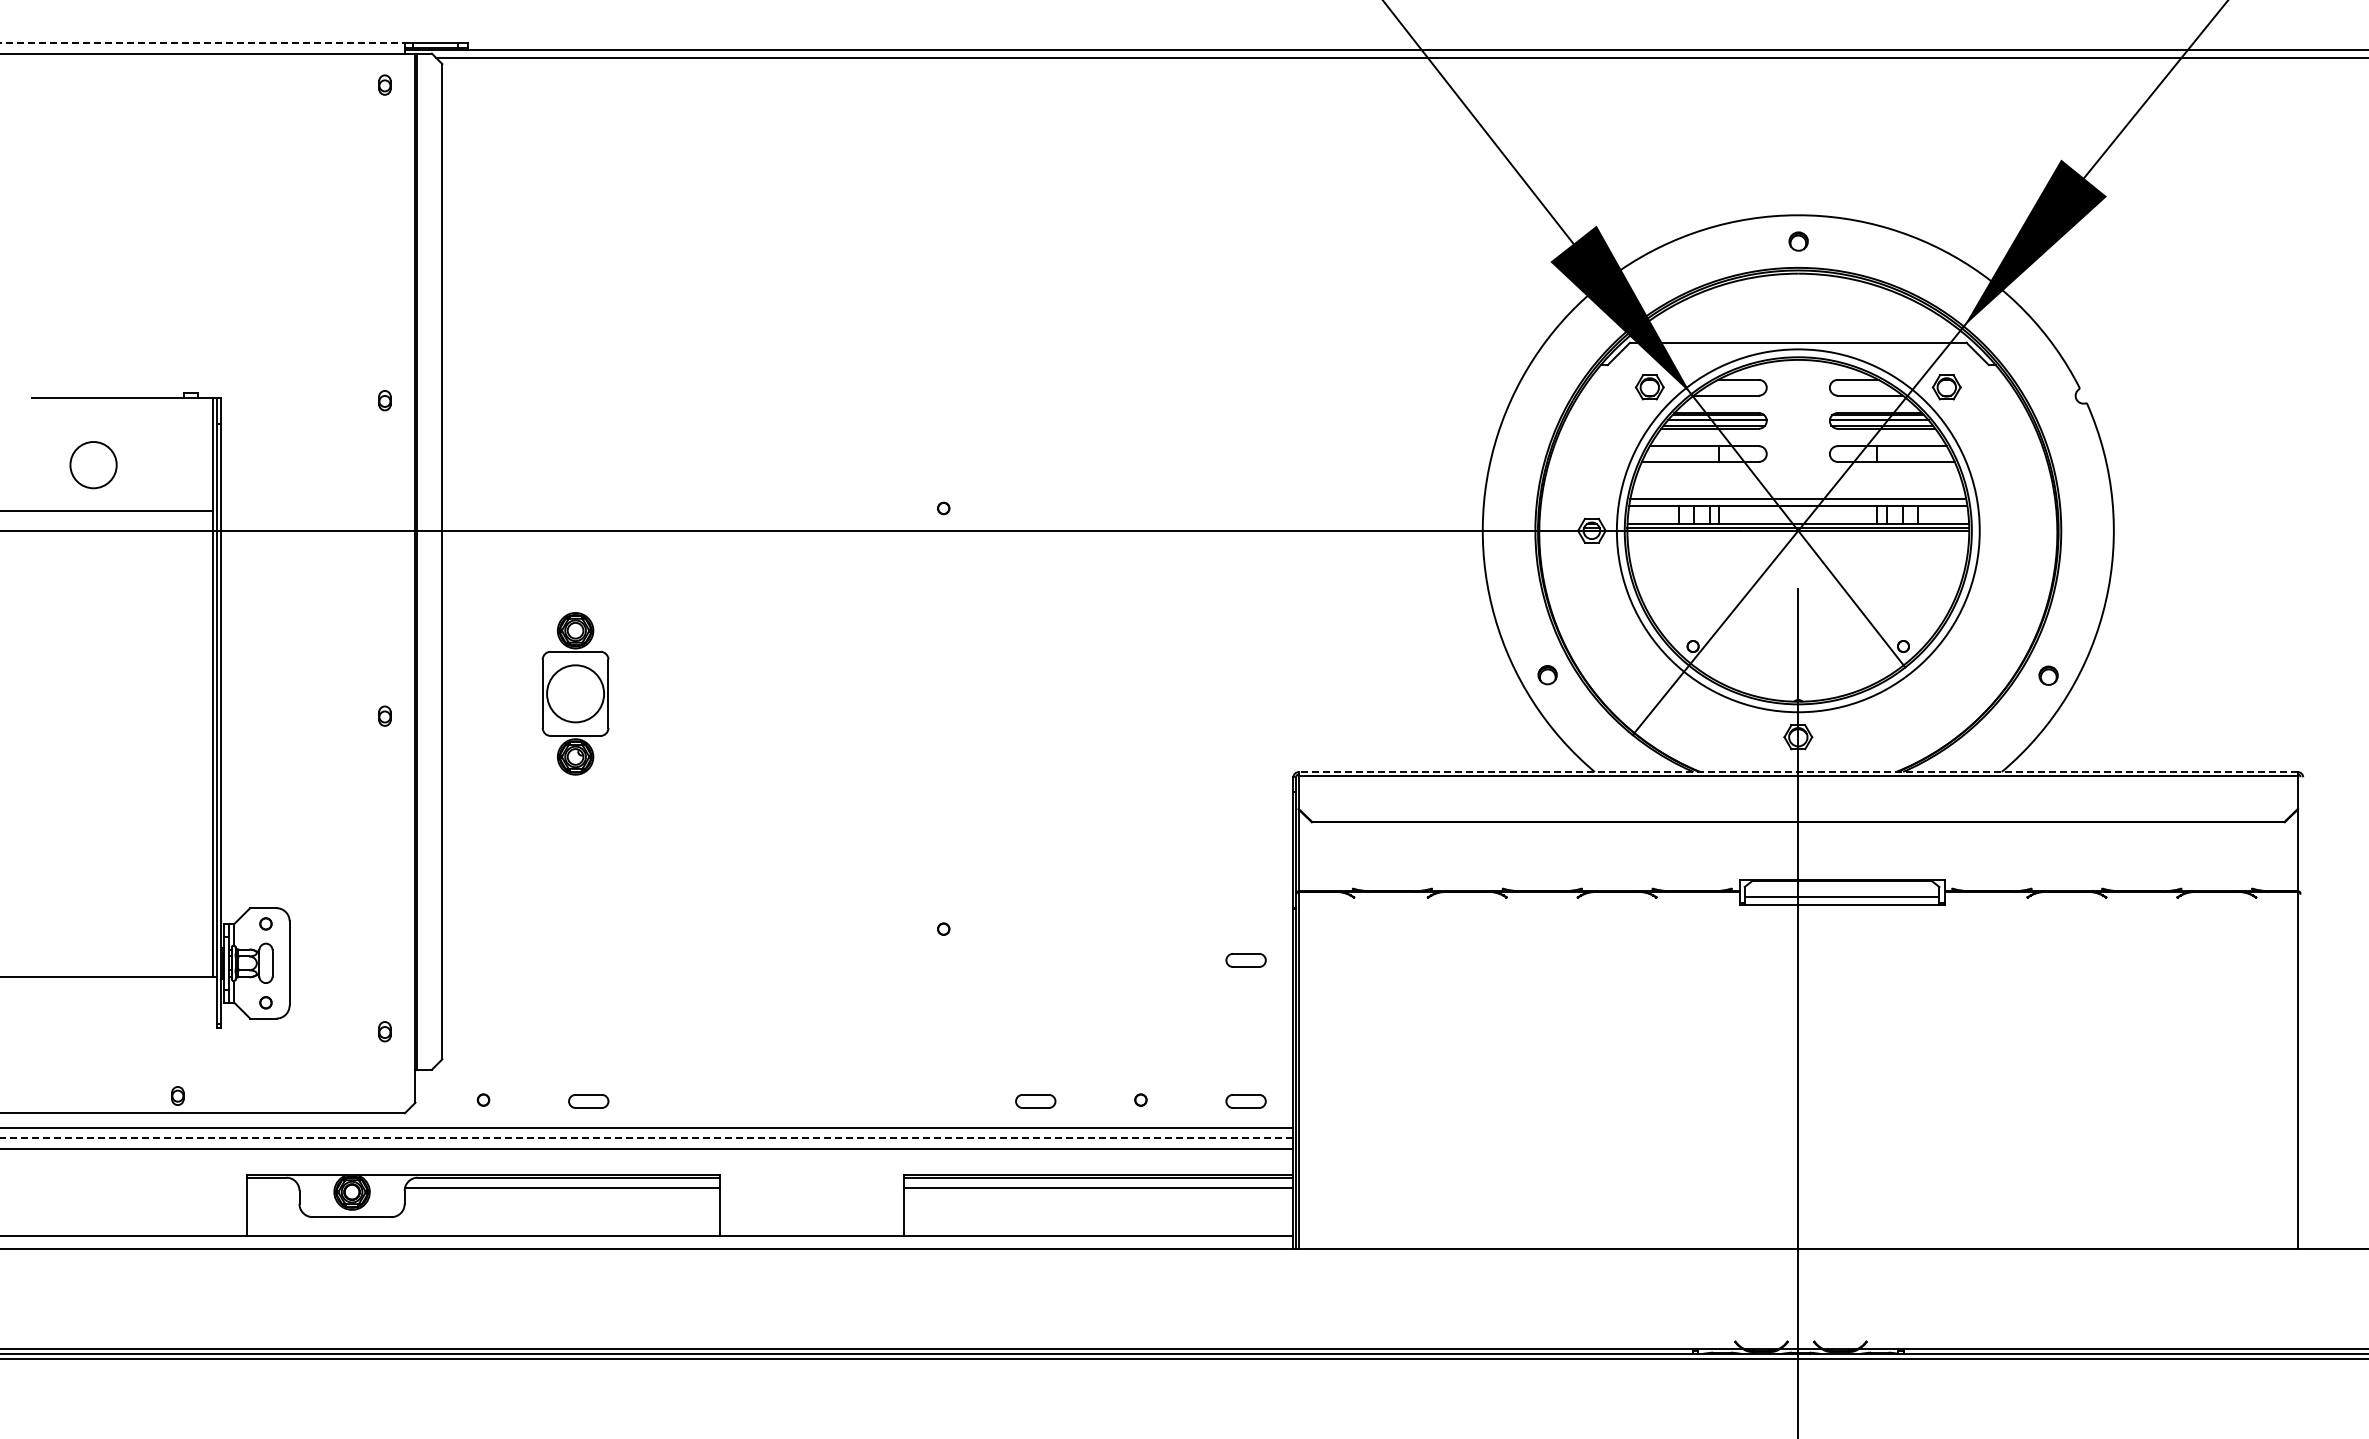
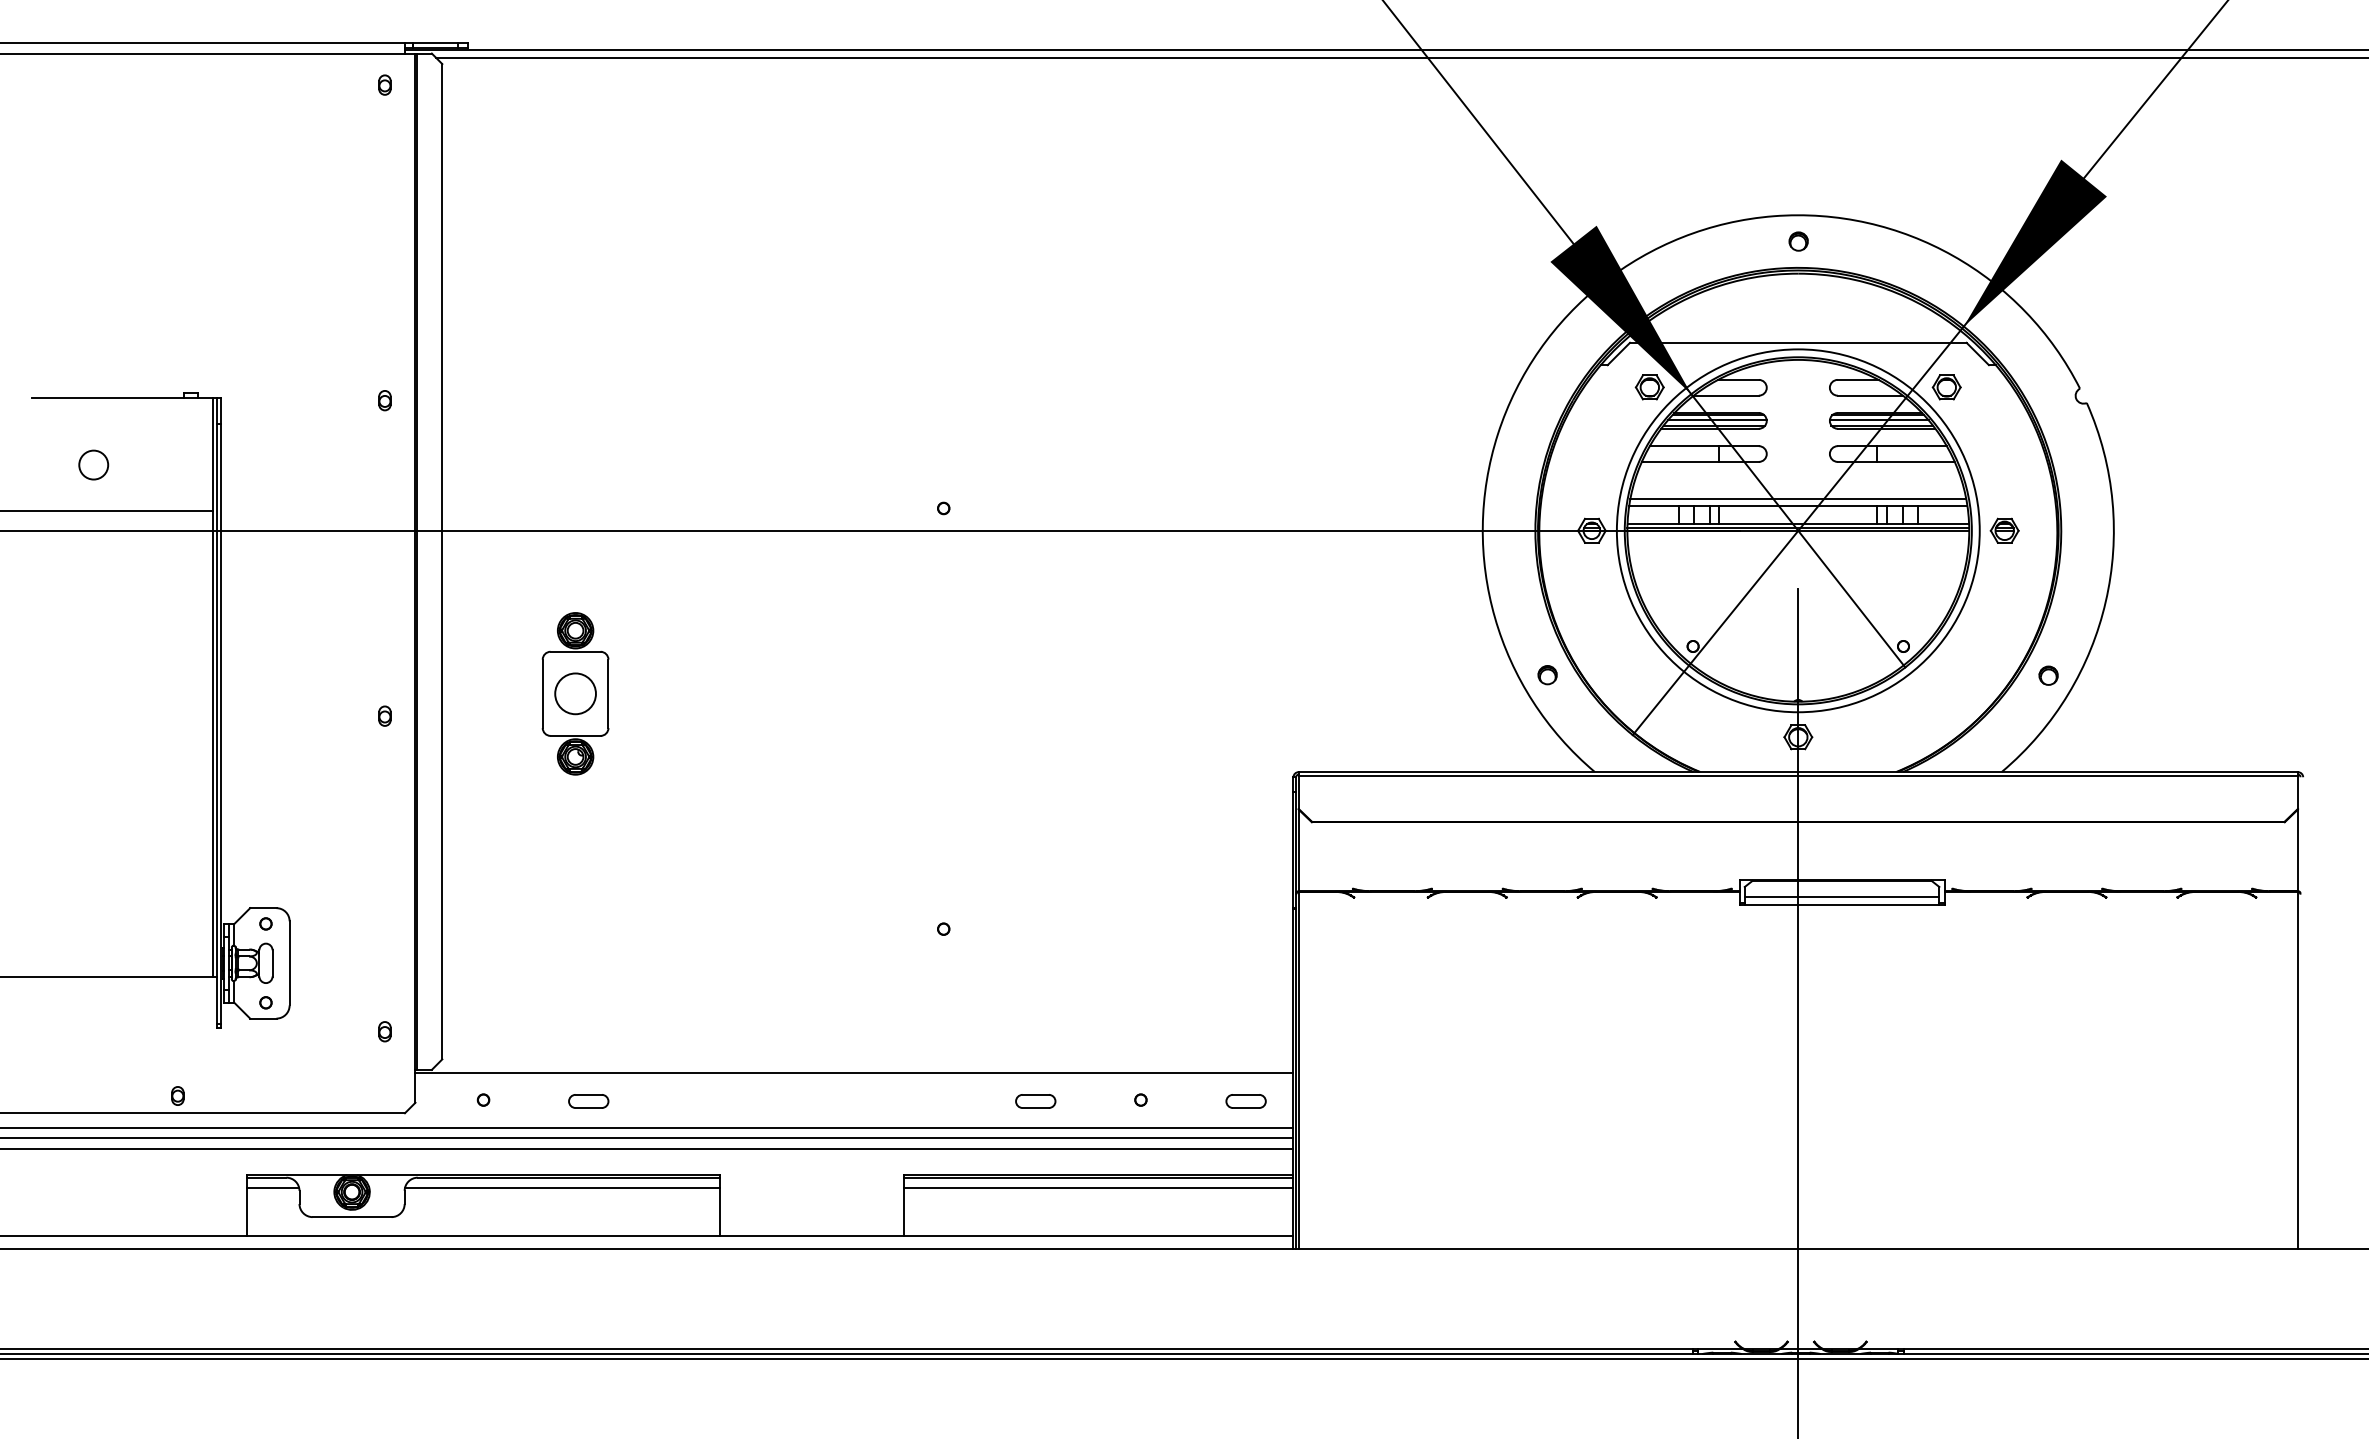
line: dashed -> solid (203, 43)
circle size: 49x49 px -> 32x32 px (93, 464)
part: none -> present (2004, 530)
circle diameter: 57 px -> 41 px (575, 693)
line: dashed -> solid (1798, 771)
part: present -> none (1245, 960)
line: none -> present (854, 1072)
line: dashed -> solid (646, 1138)
line: none -> present (272, 1188)
